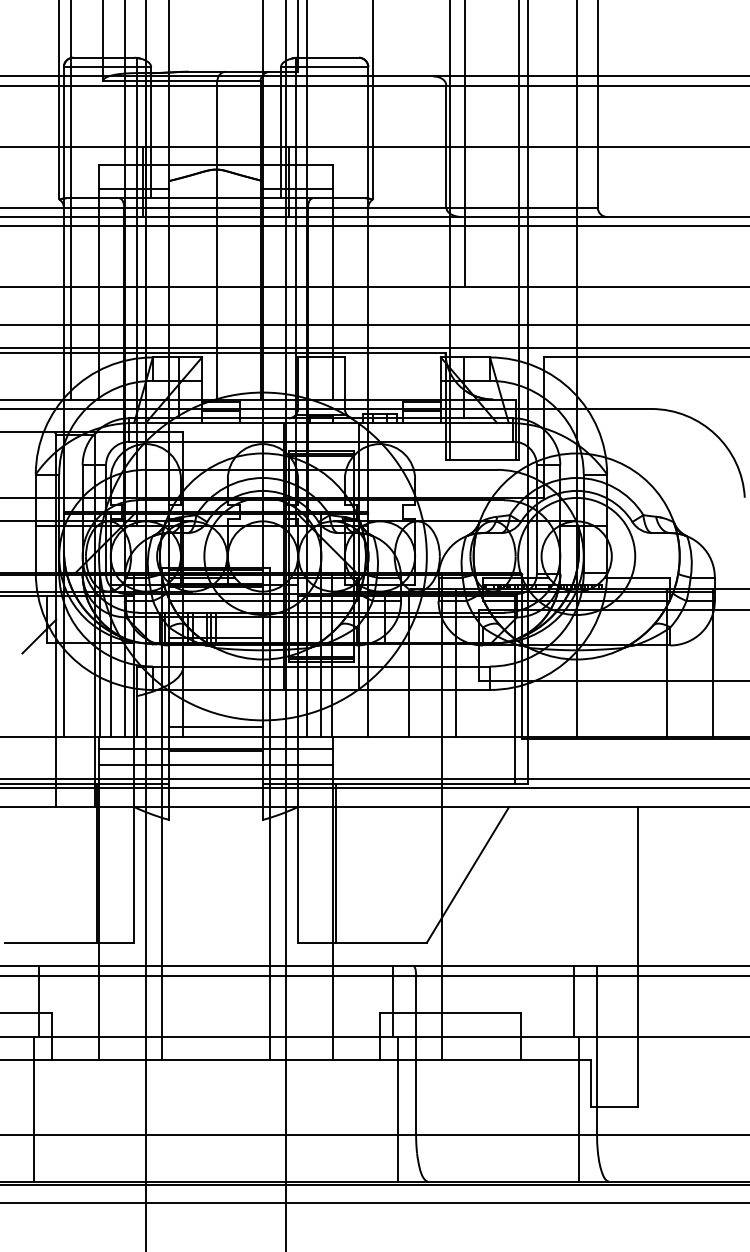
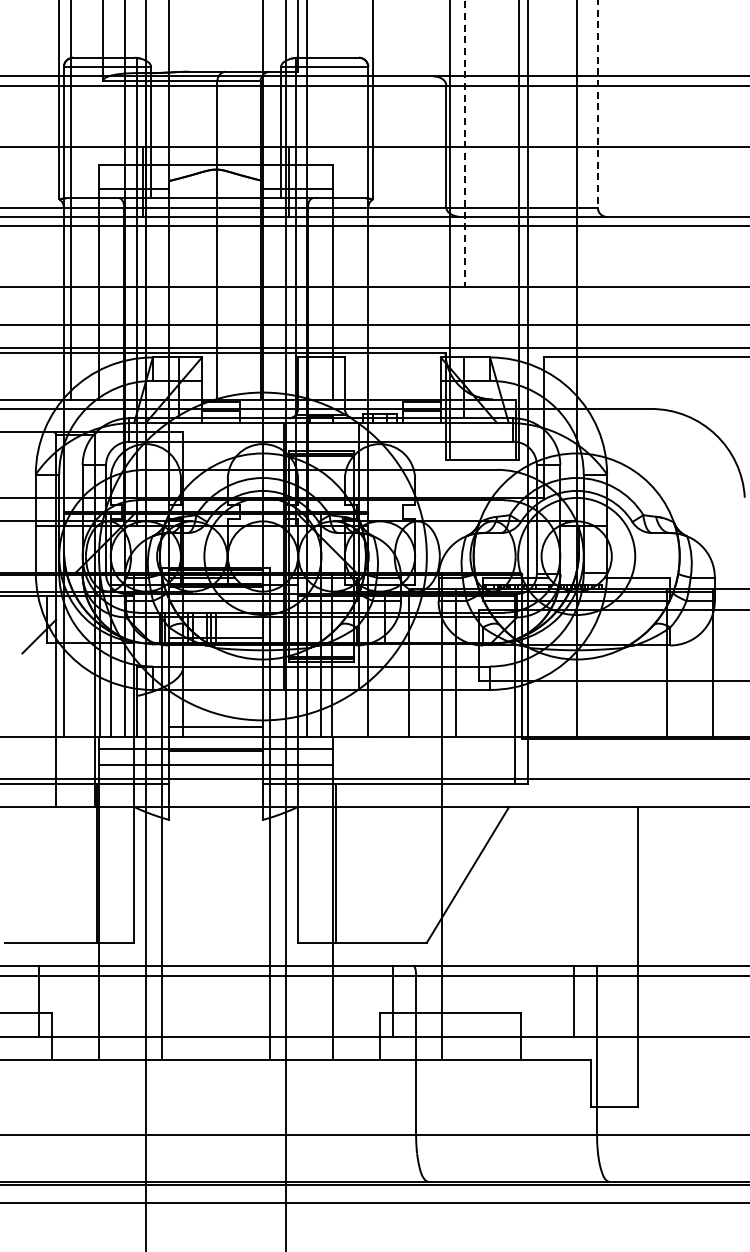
line: solid -> dashed (597, 104)
line: solid -> dashed (465, 144)
line: present -> none (374, 788)
line: present -> none (34, 1108)
line: present -> none (397, 1108)
line: present -> none (578, 1108)
